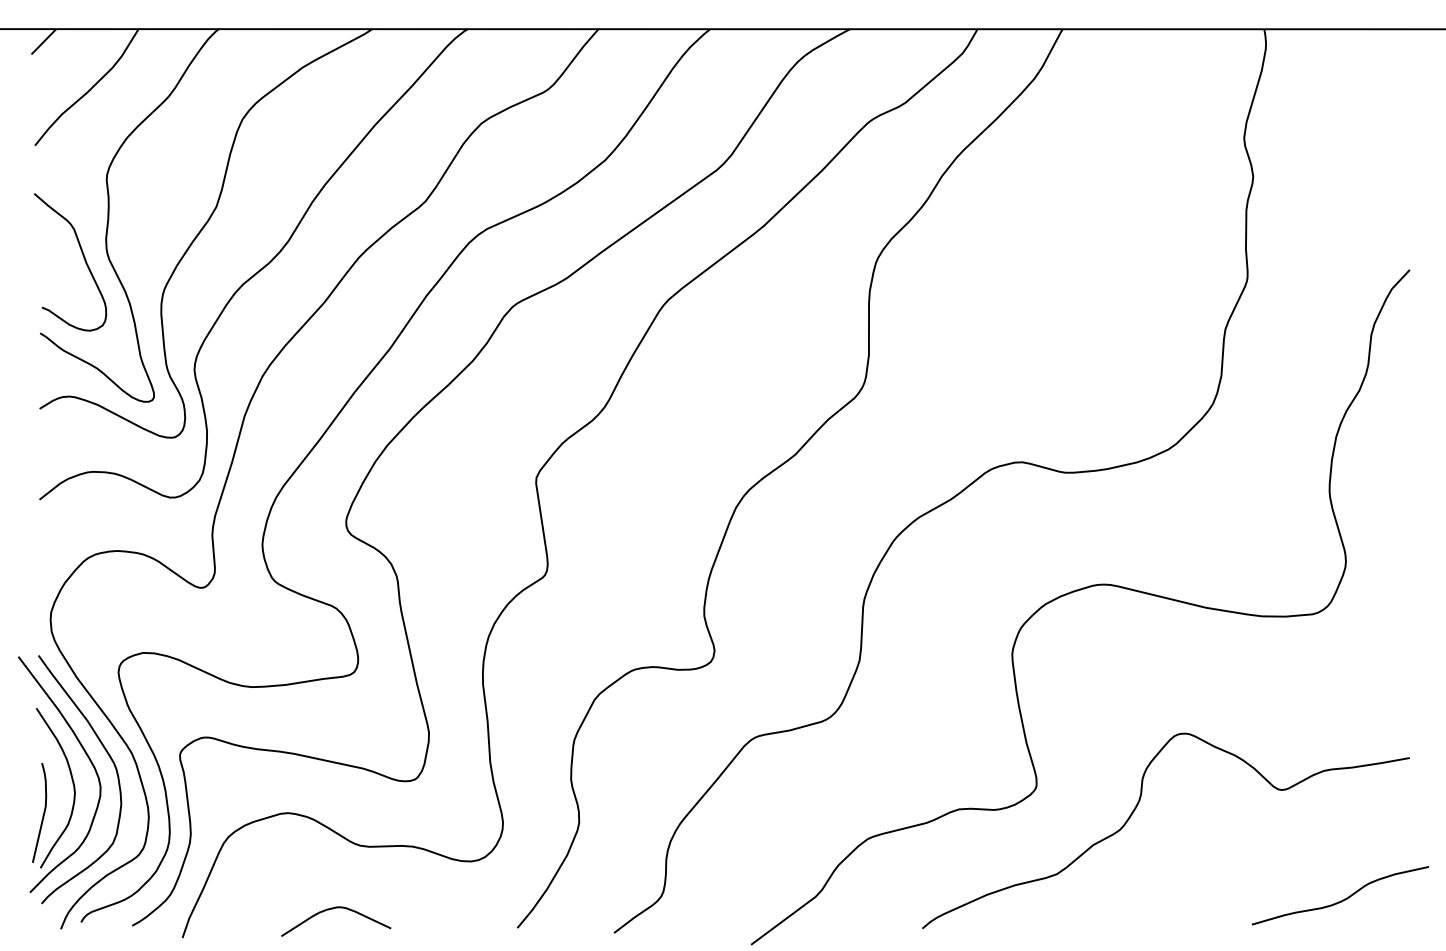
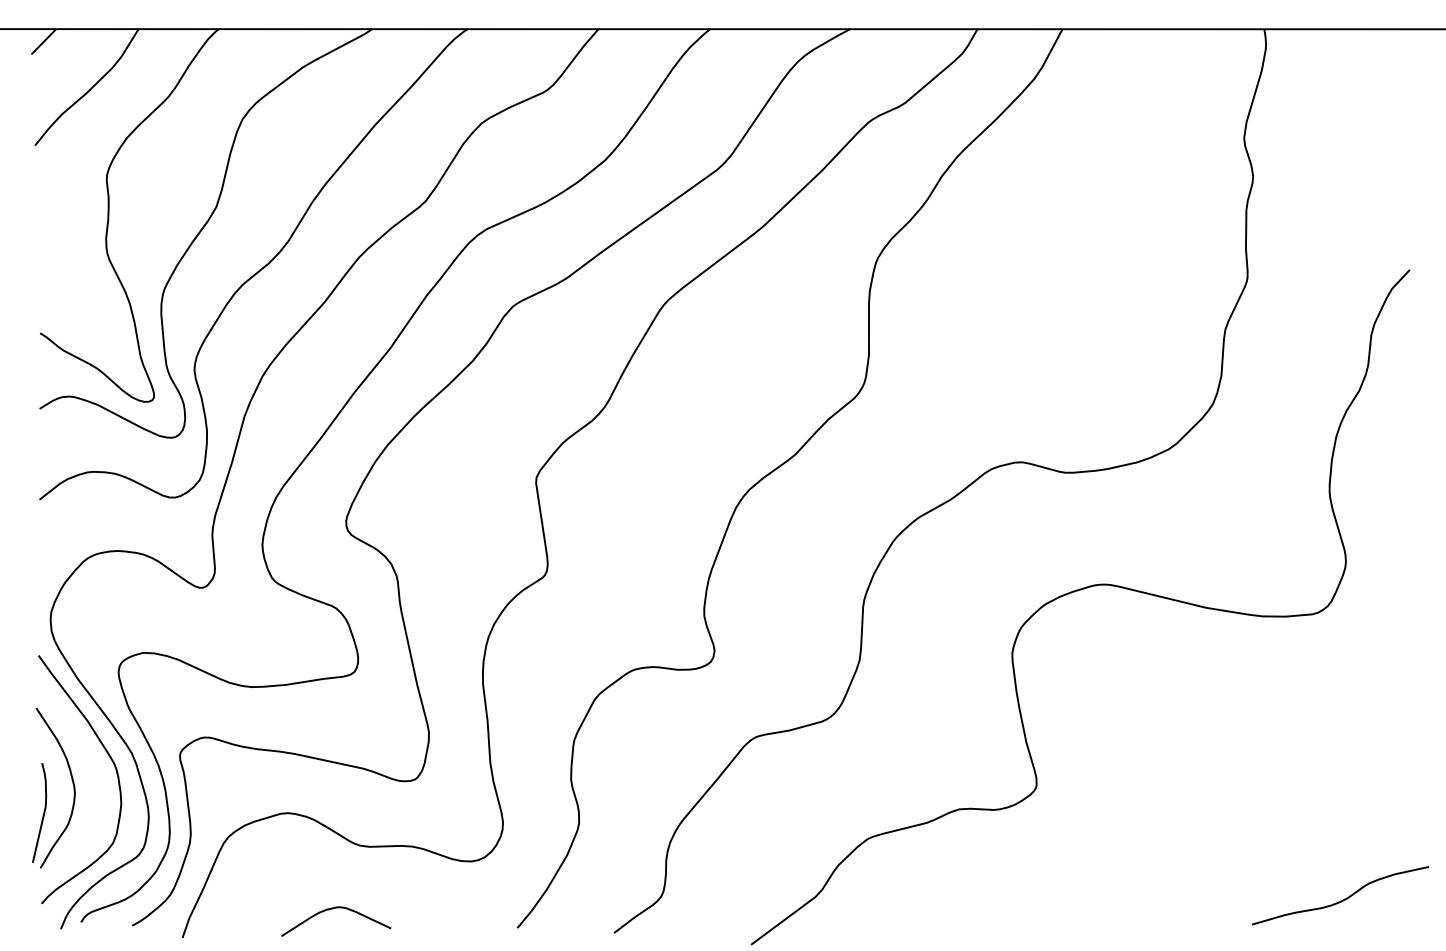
curve: present -> none (83, 258)
curve: present -> none (88, 759)
curve: present -> none (1135, 810)
